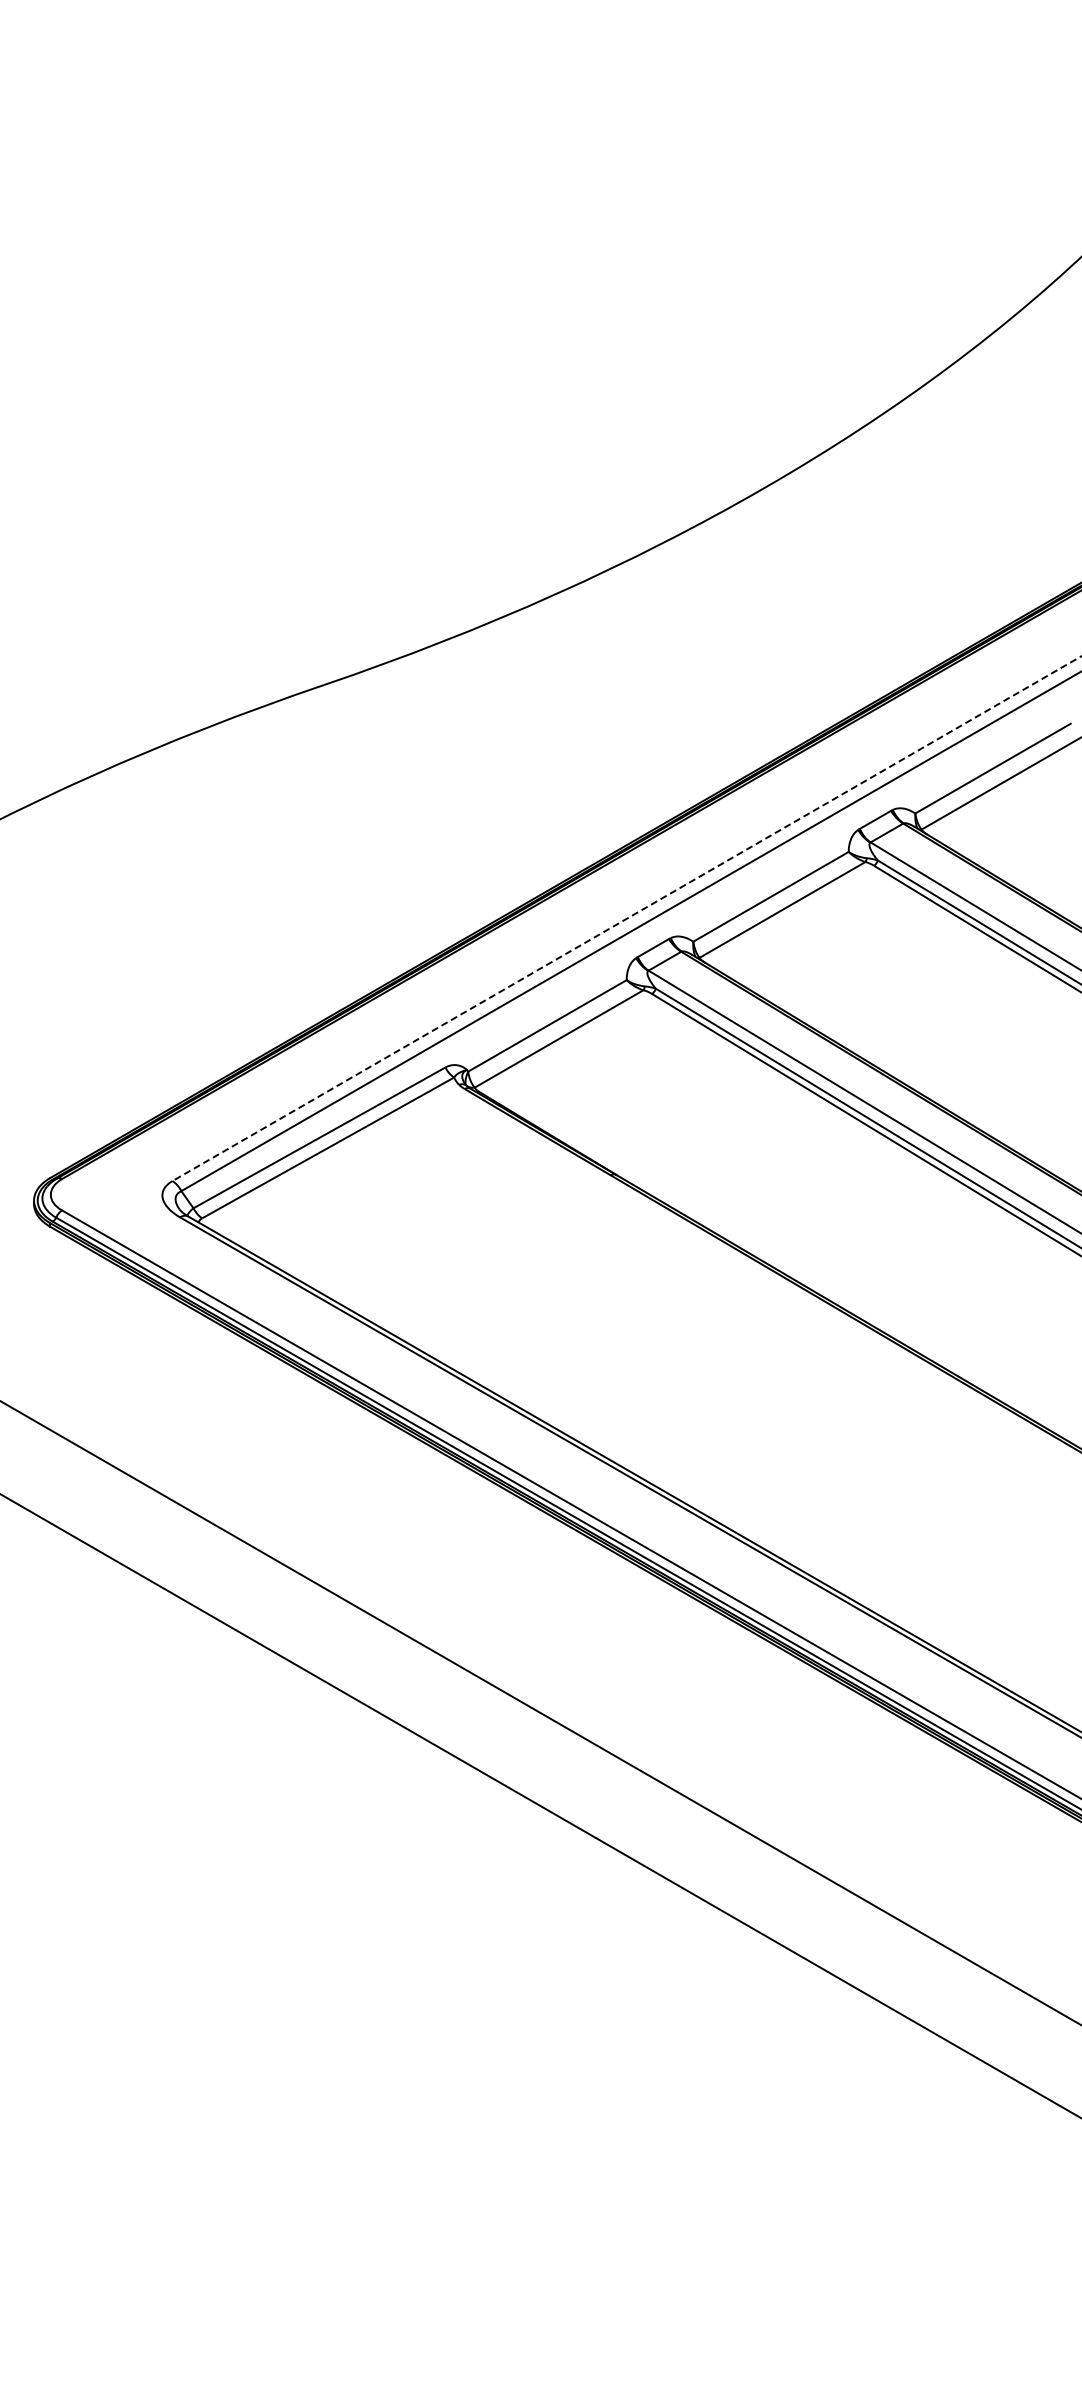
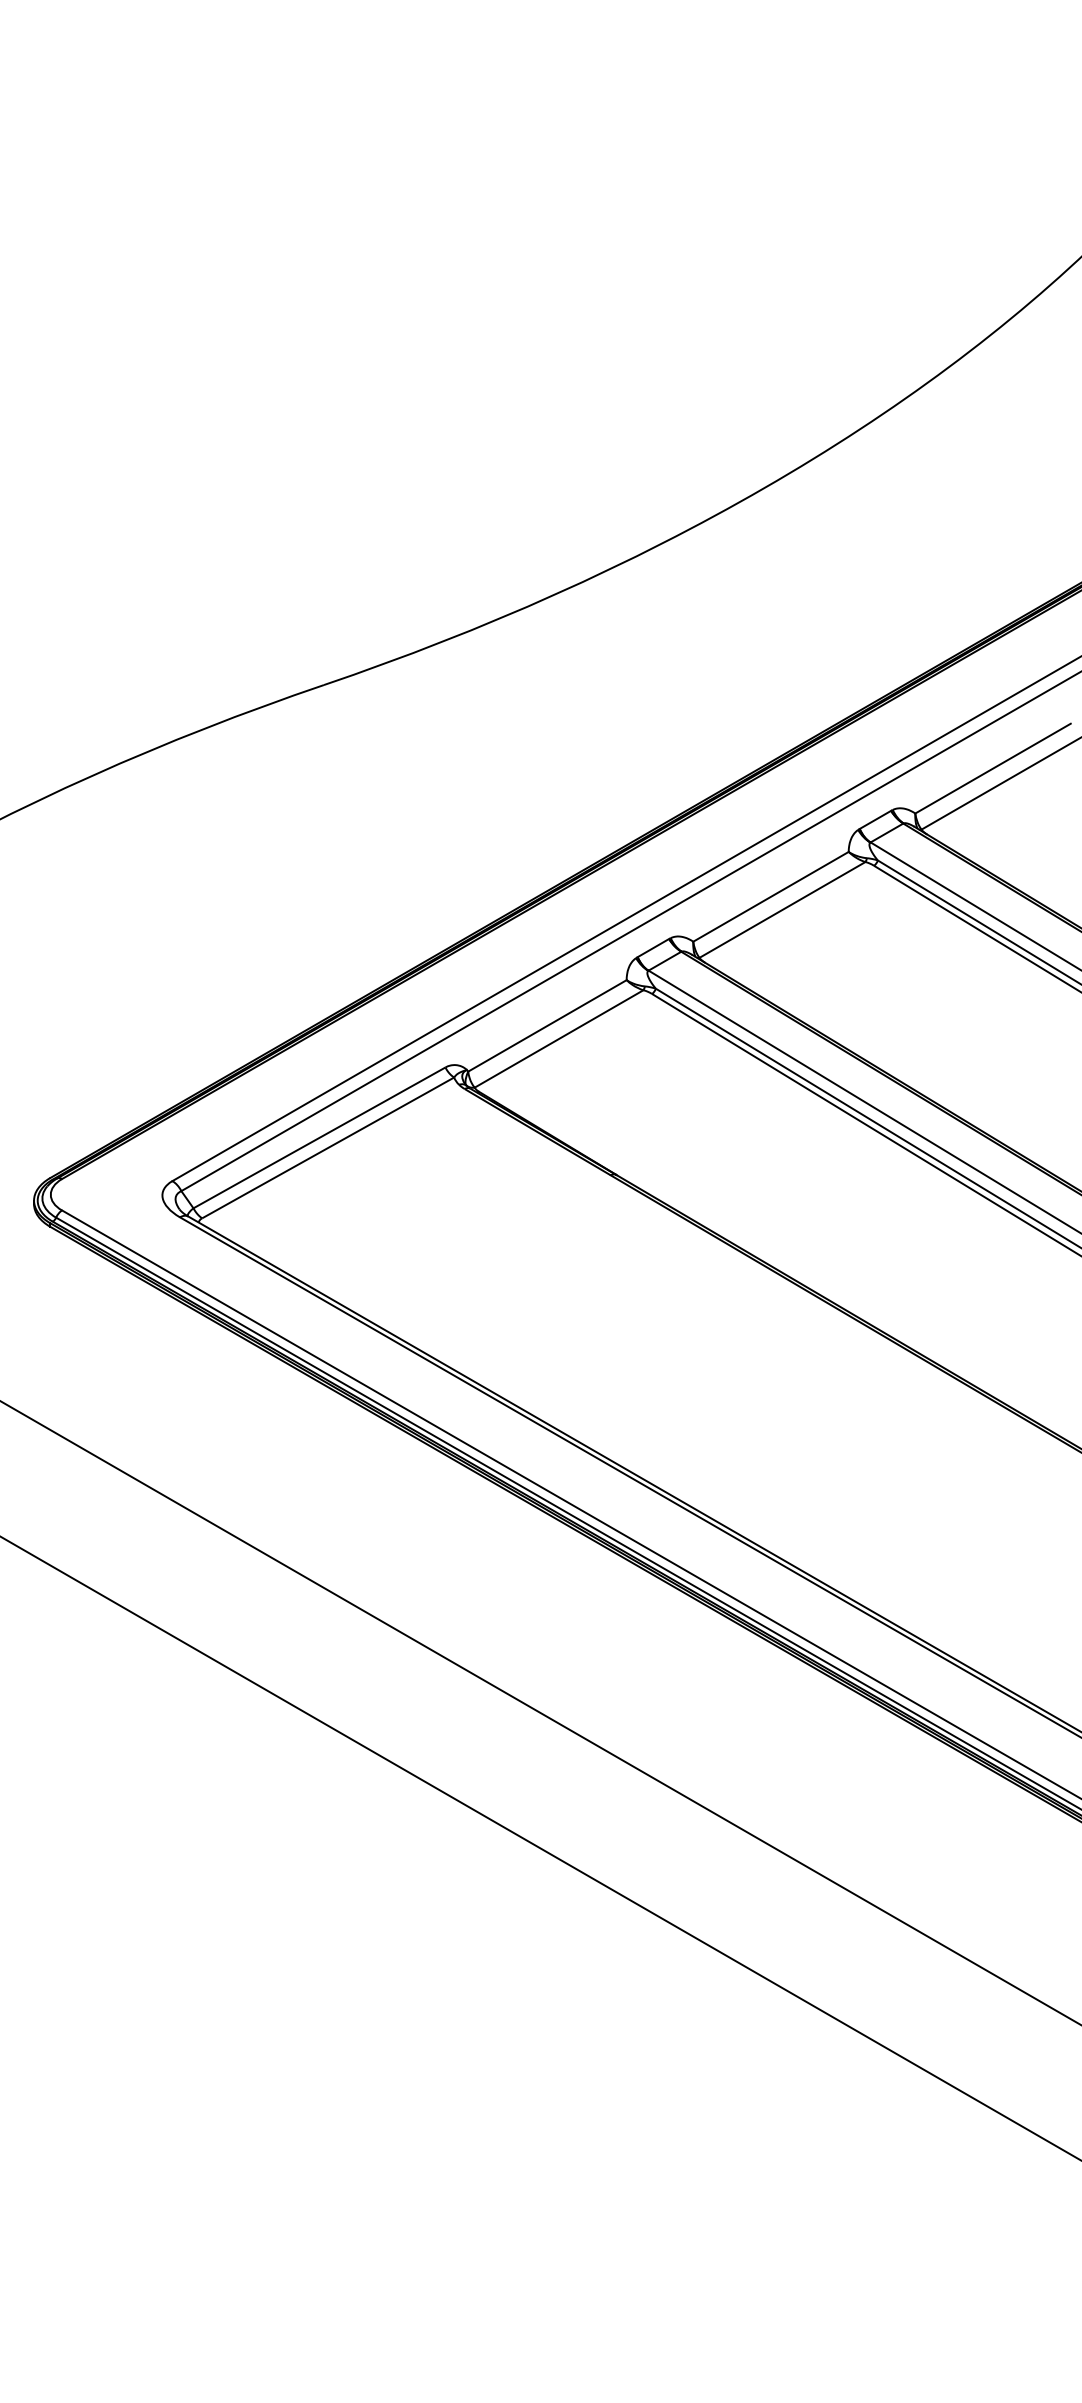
line: dashed -> solid (627, 918)
line position: (540, 1805) -> (540, 1847) (540, 1847)
